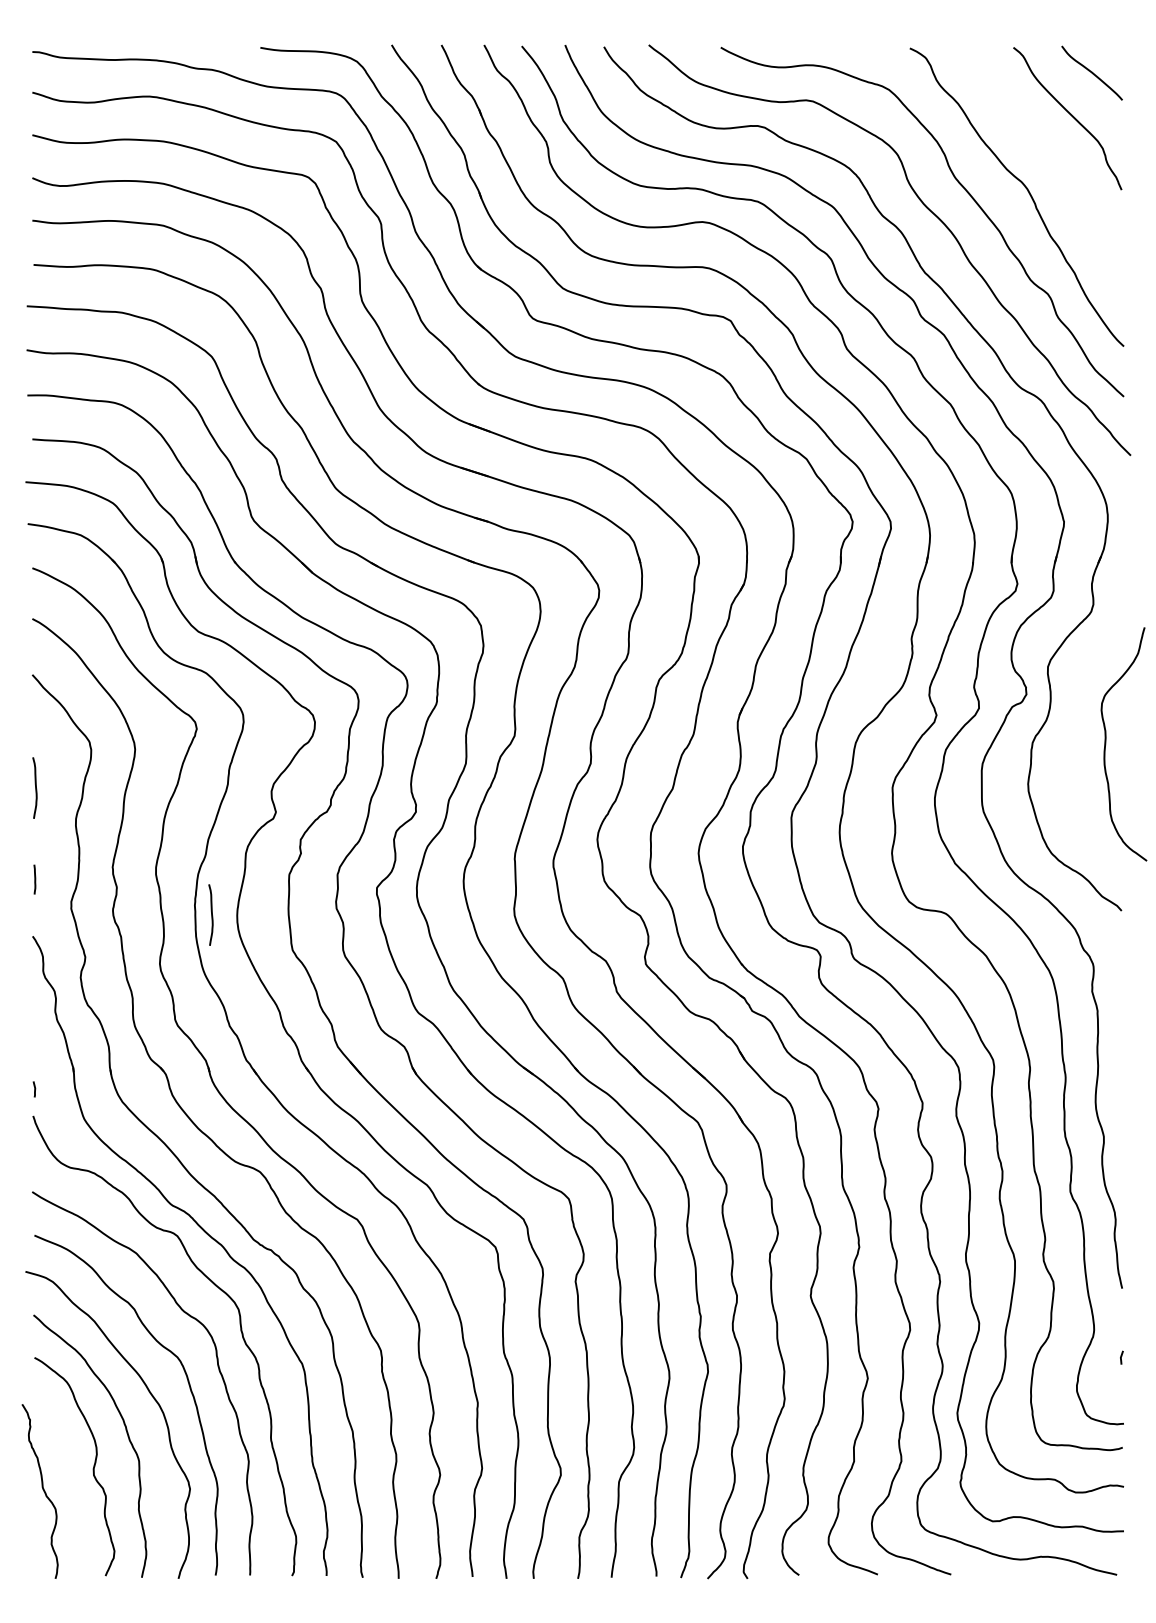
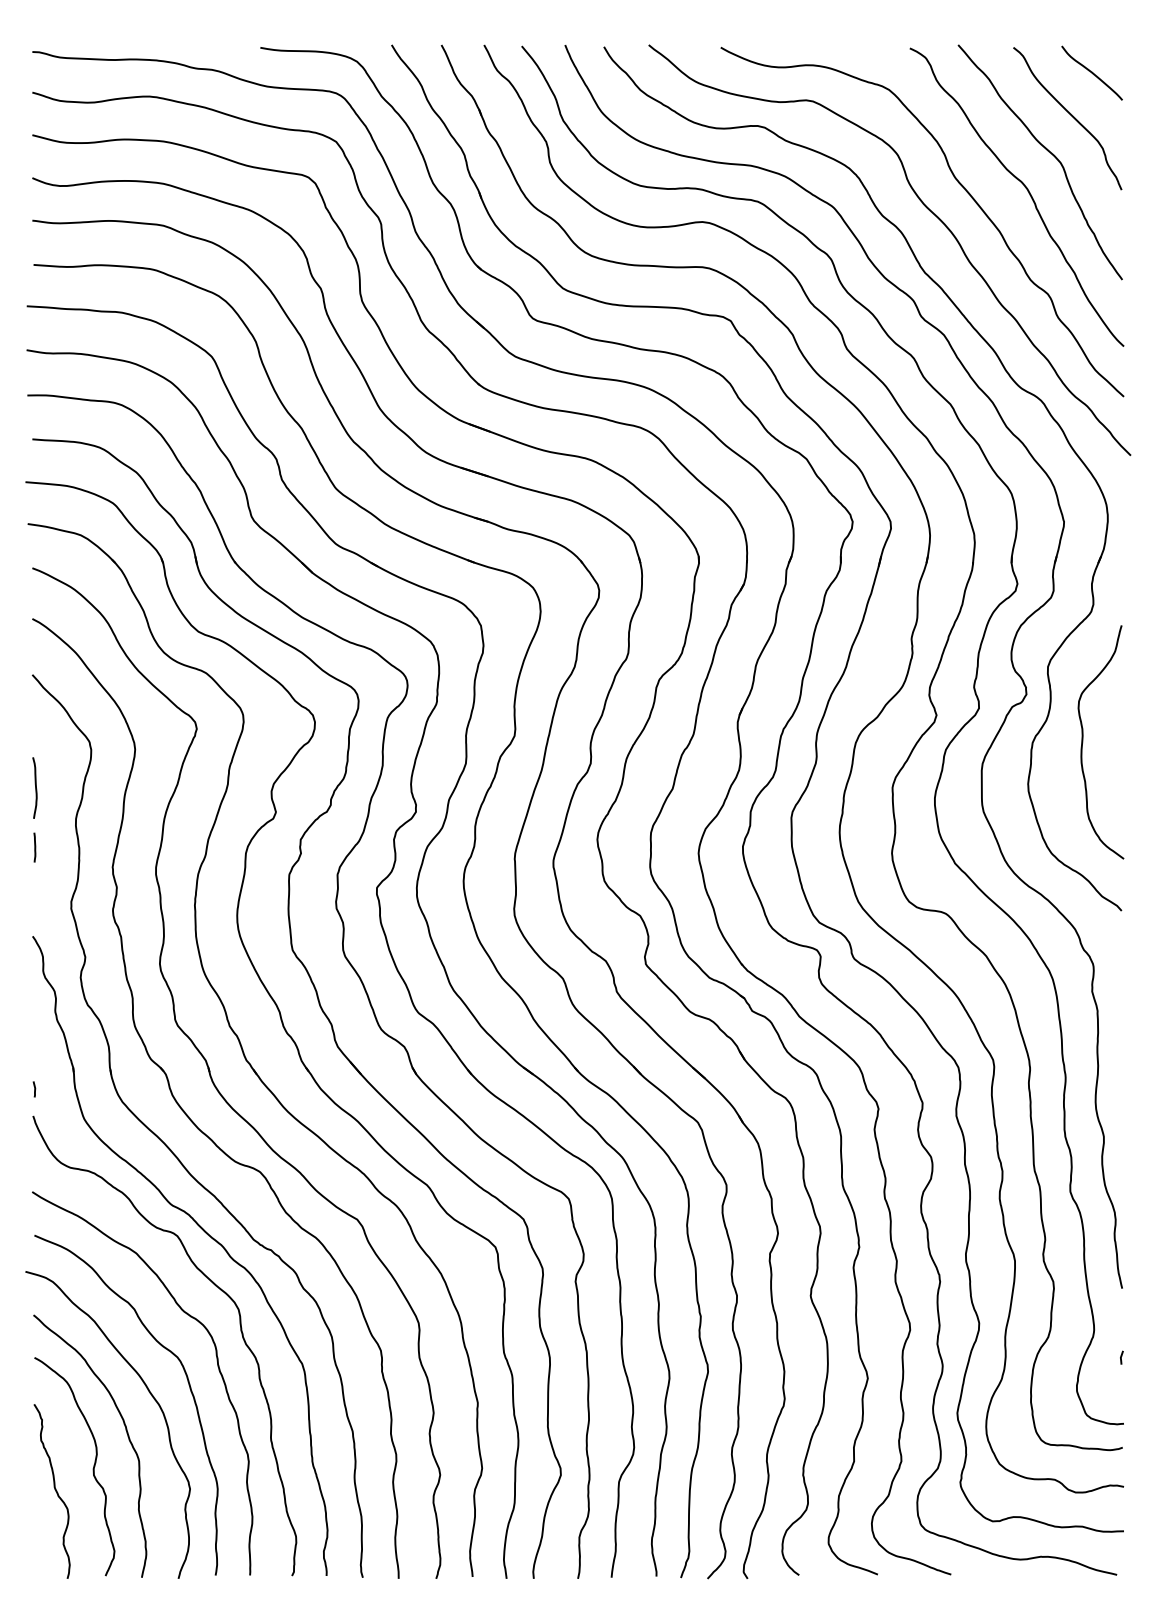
curve: none -> present (1048, 152)
curve position: (1106, 744) -> (1083, 742) (1083, 742)
line position: (34, 879) -> (34, 847) (34, 847)
curve: present -> none (211, 914)
curve position: (42, 1489) -> (54, 1489) (54, 1489)
